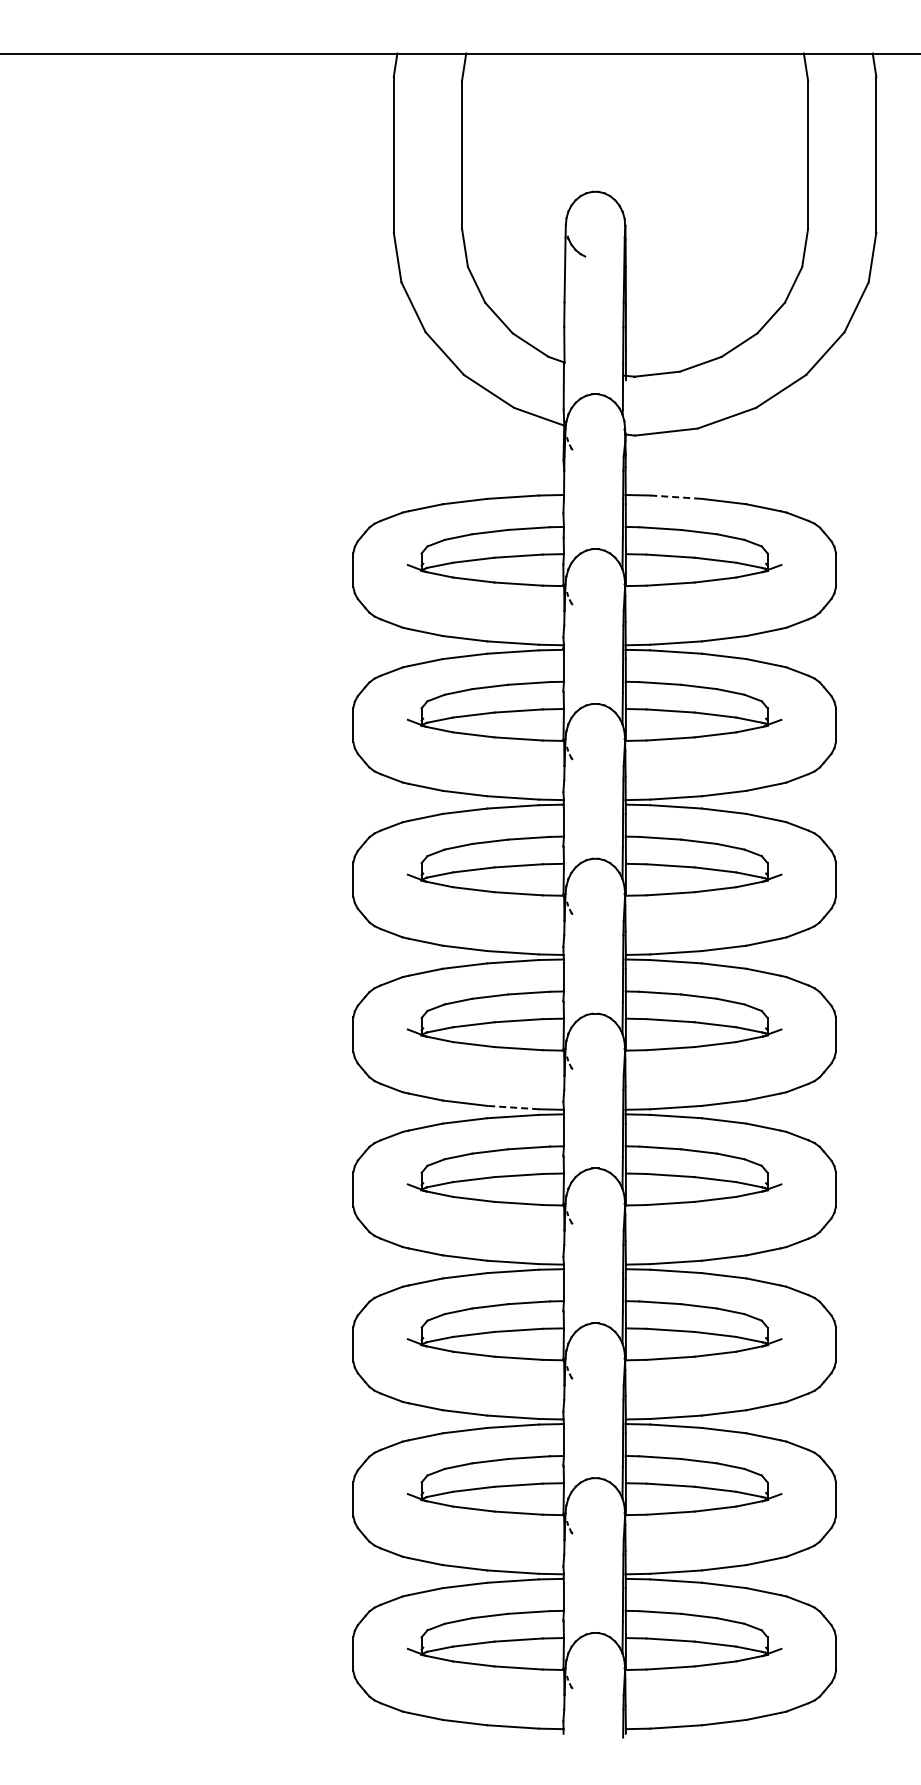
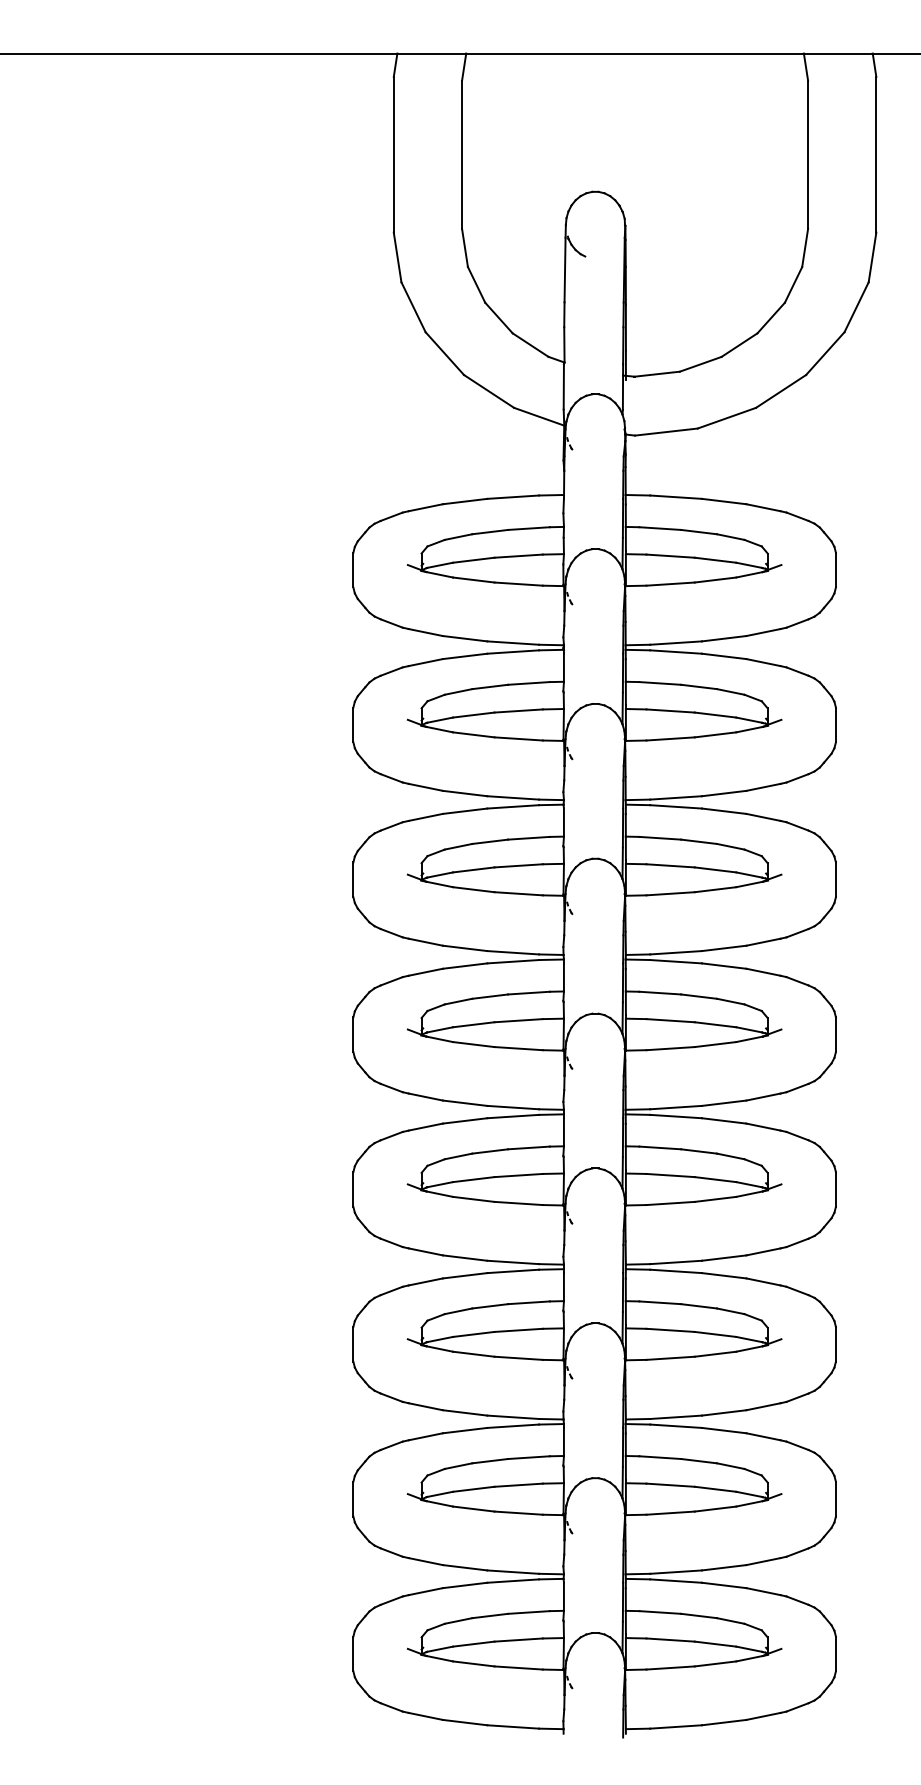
line: dashed -> solid (676, 497)
line: dashed -> solid (513, 1107)
